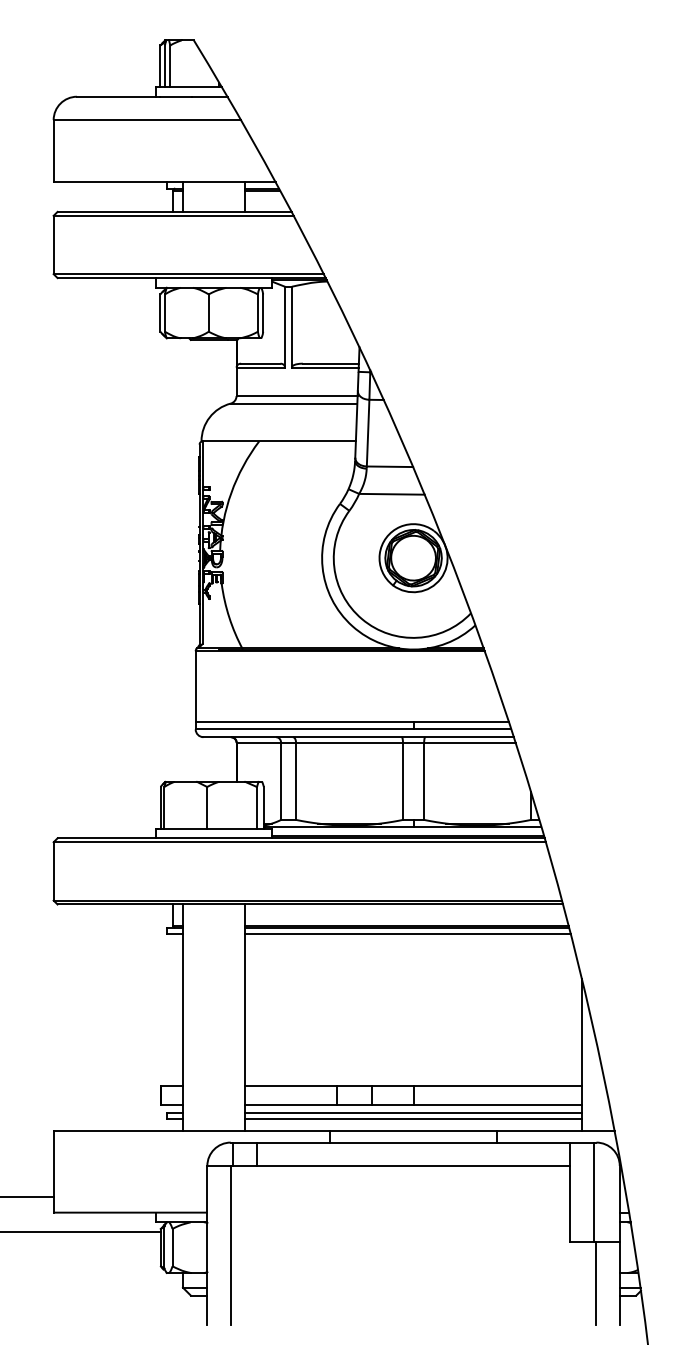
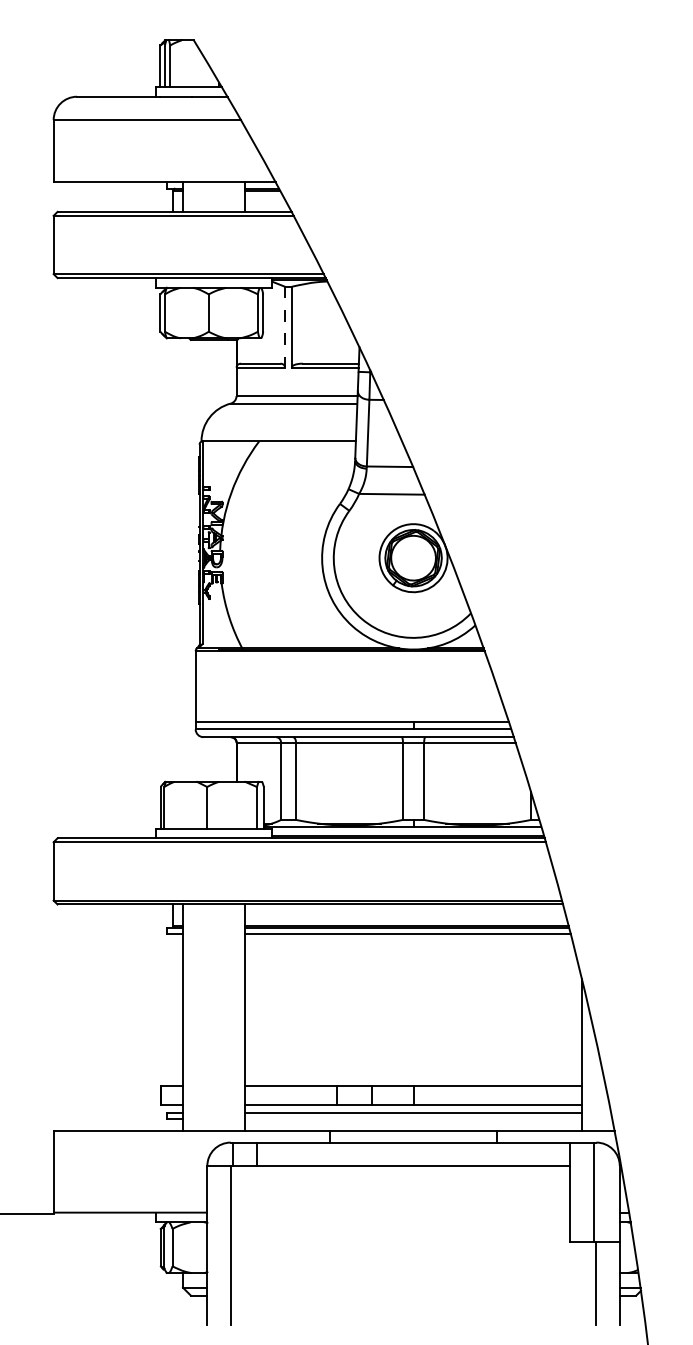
line: solid -> dashed (284, 327)
line: present -> none (413, 1119)
line position: (27, 1197) -> (27, 1214) (27, 1214)
line: present -> none (81, 1232)
